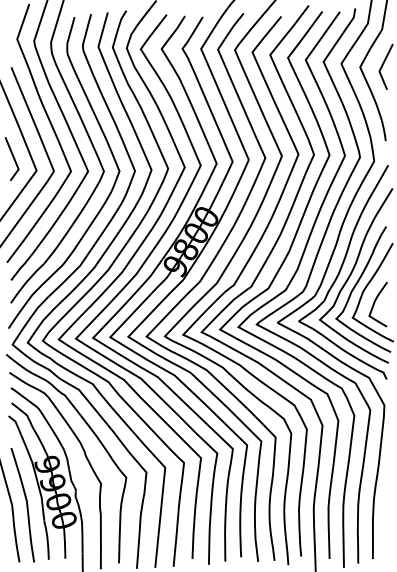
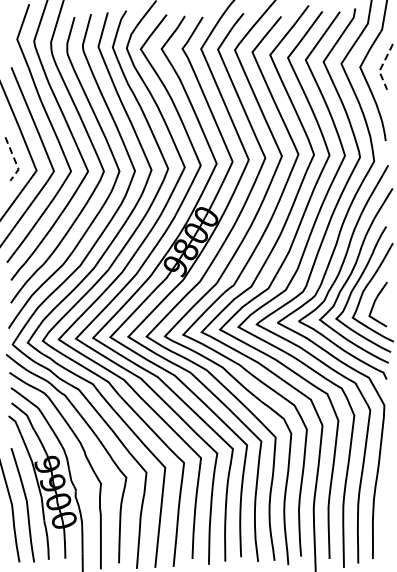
line: solid -> dashed (381, 67)
line: solid -> dashed (15, 161)
